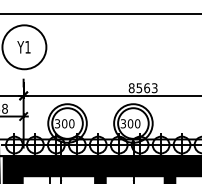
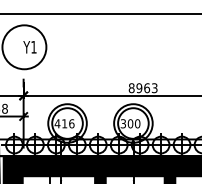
text position: (23, 47) -> (29, 47) (29, 47)
text: 8563 -> 8963 (139, 87)
text: 300 -> 416 (64, 123)
